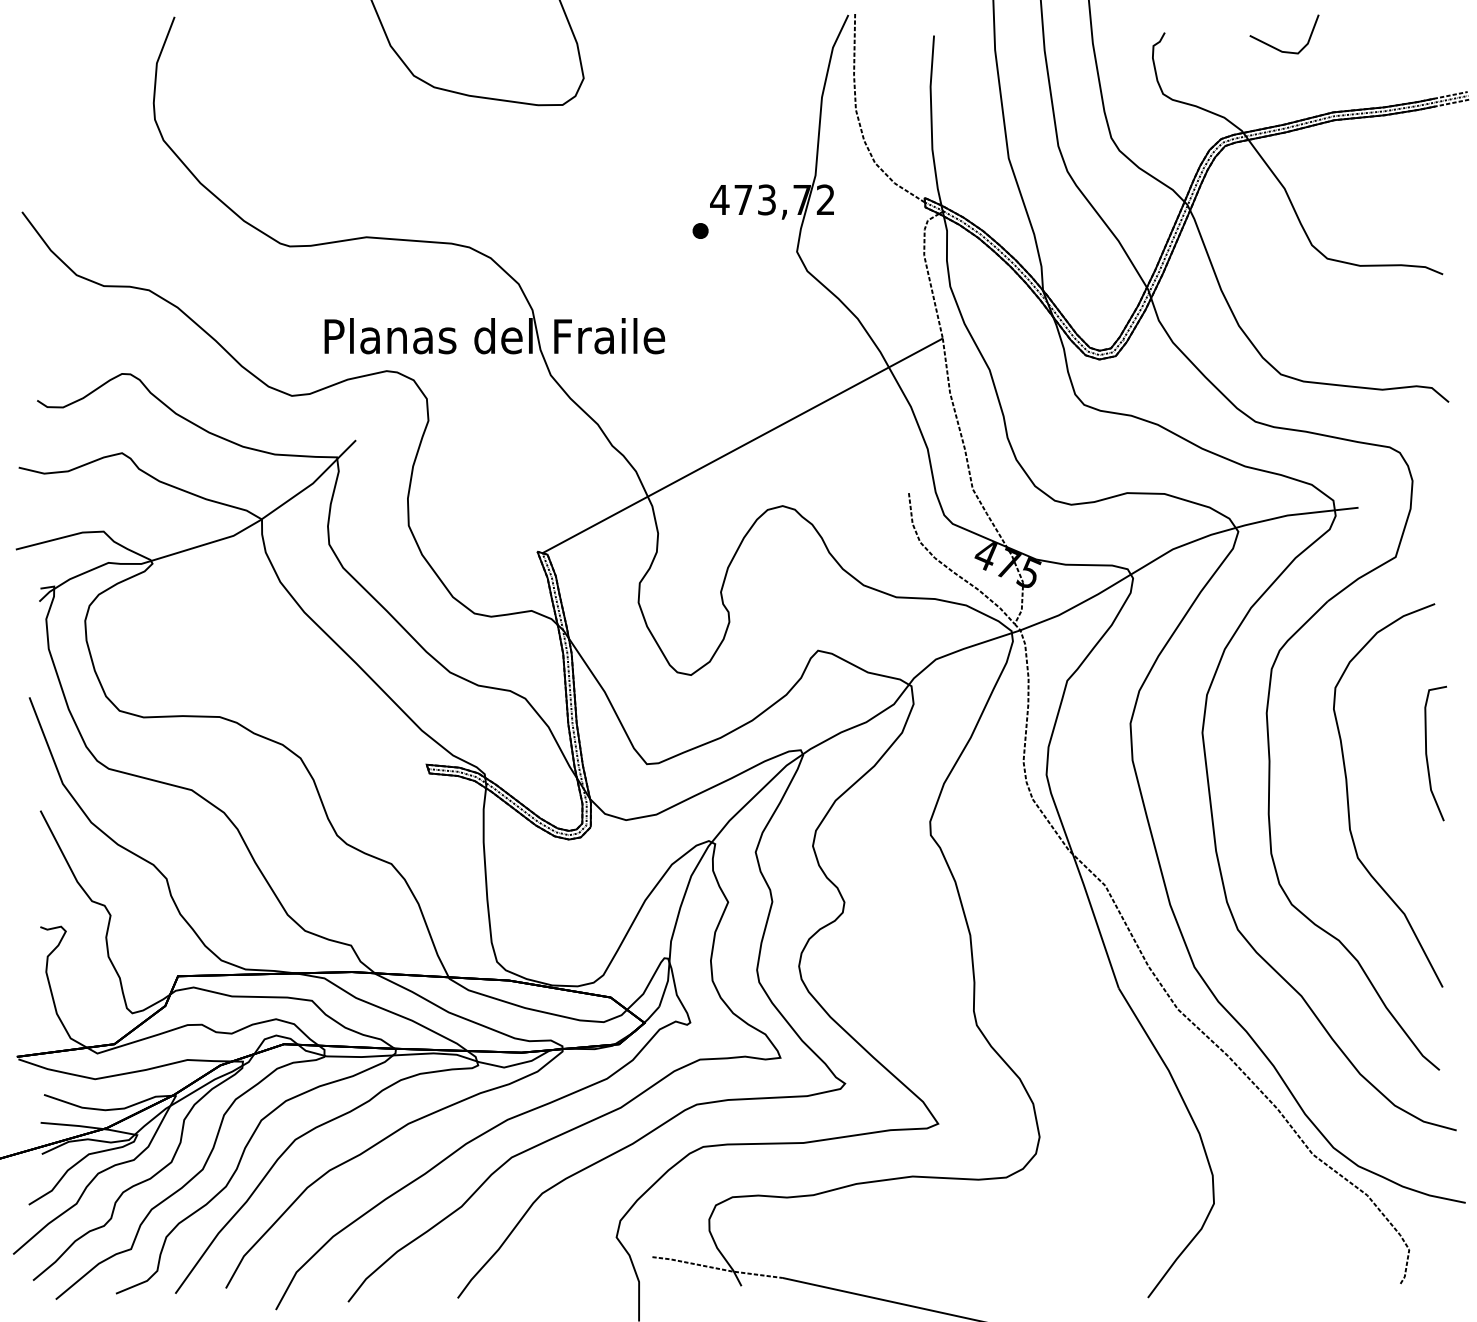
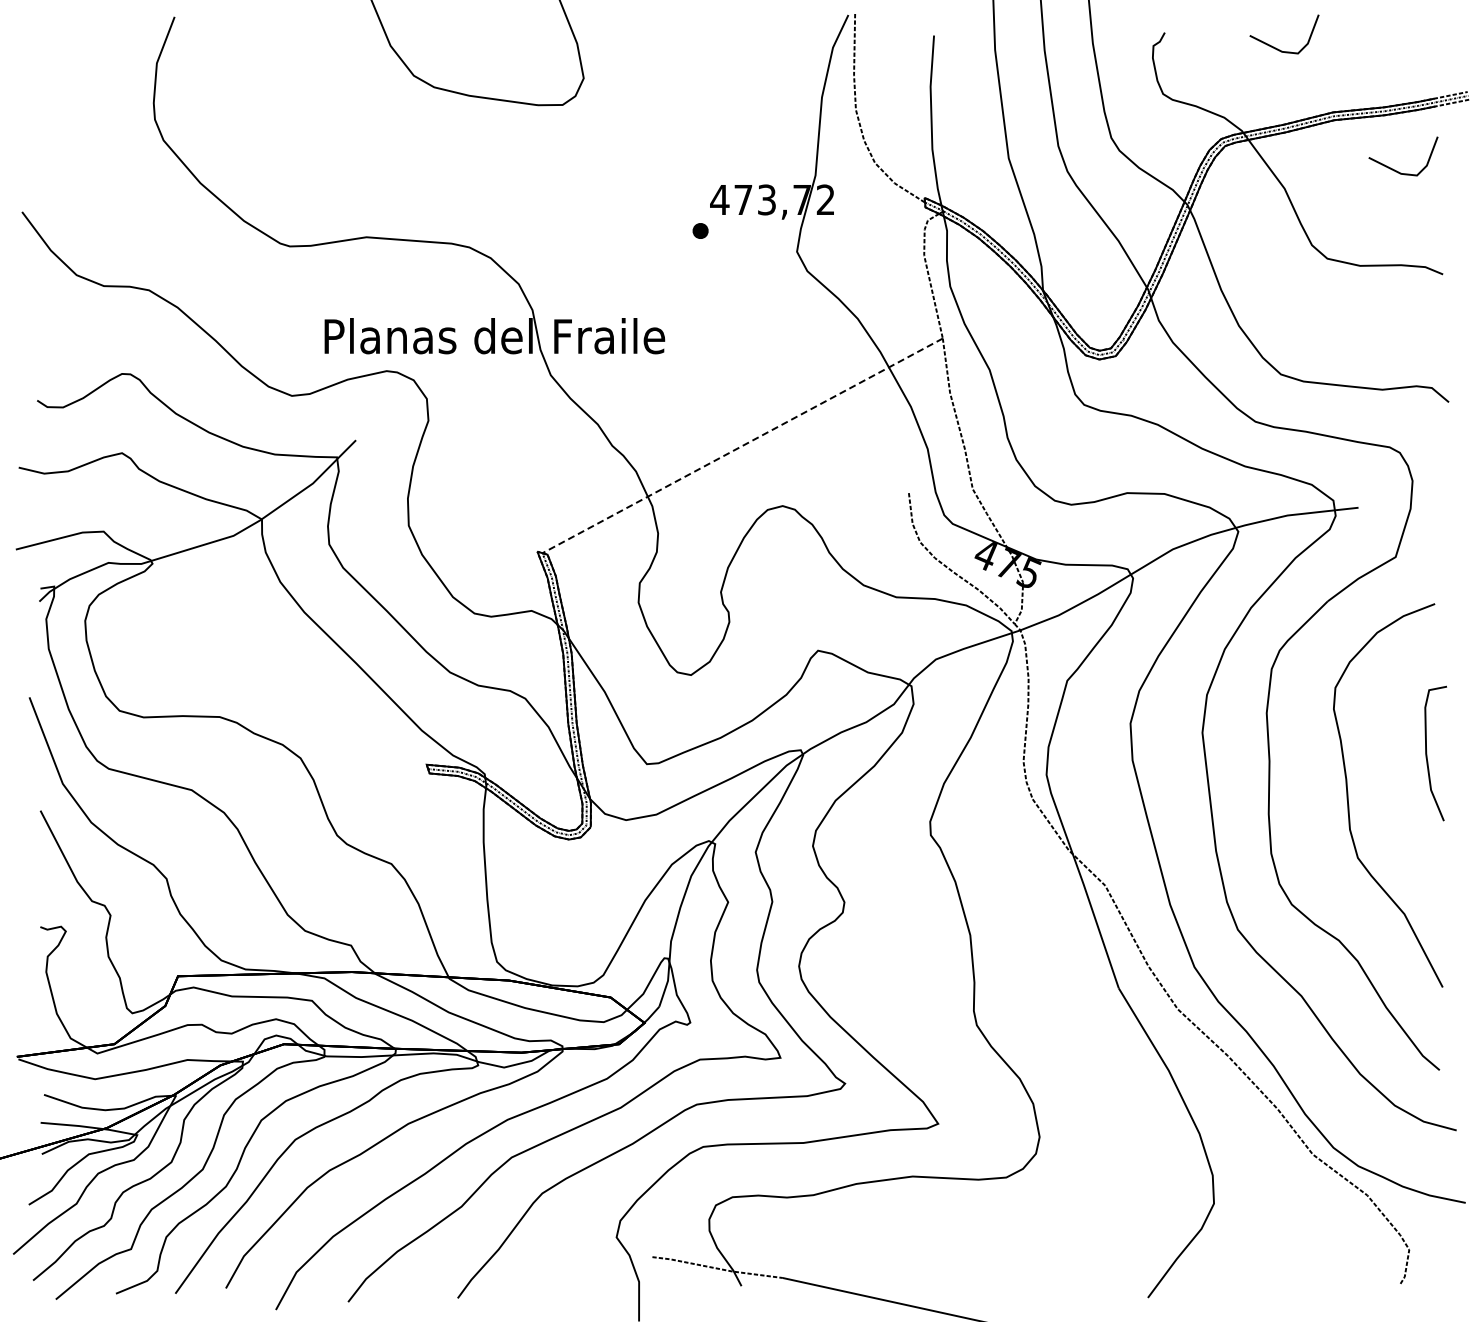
line: none -> present (1396, 170)
line: solid -> dashed (742, 446)
